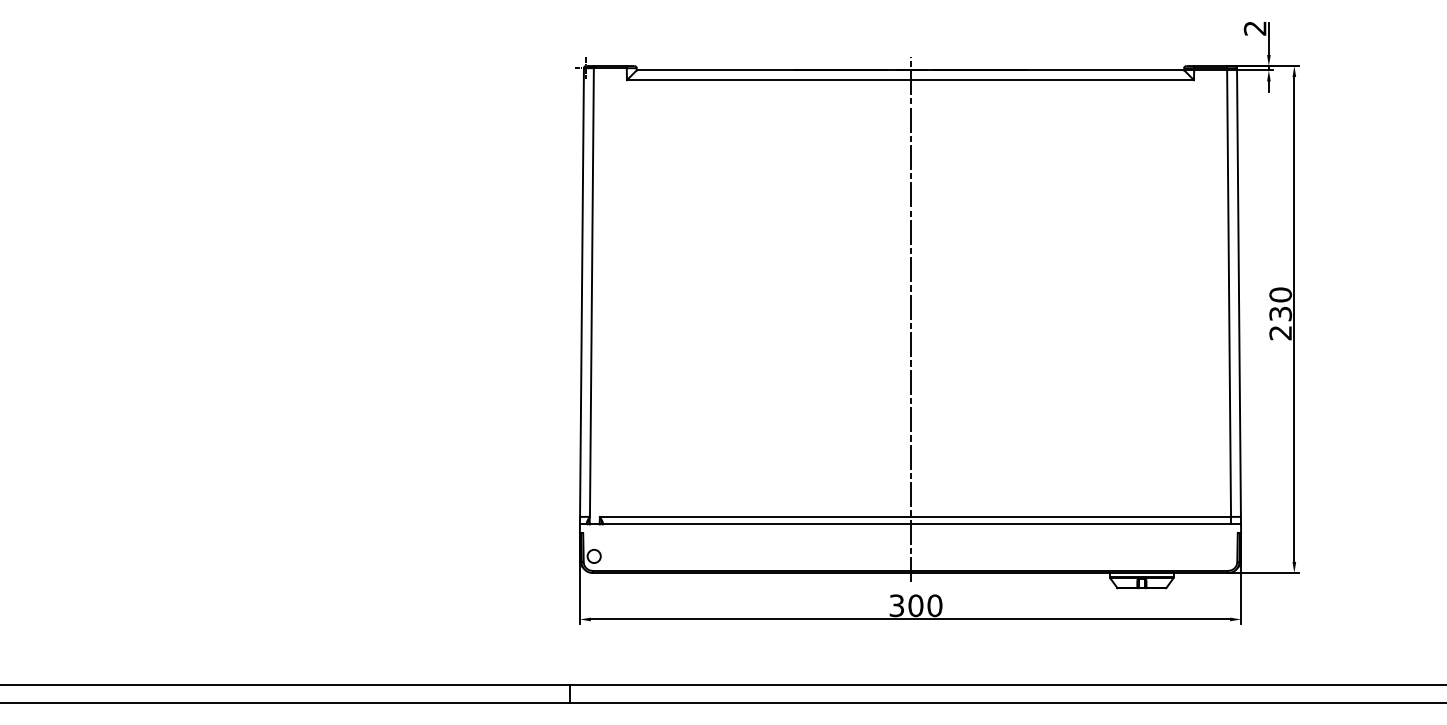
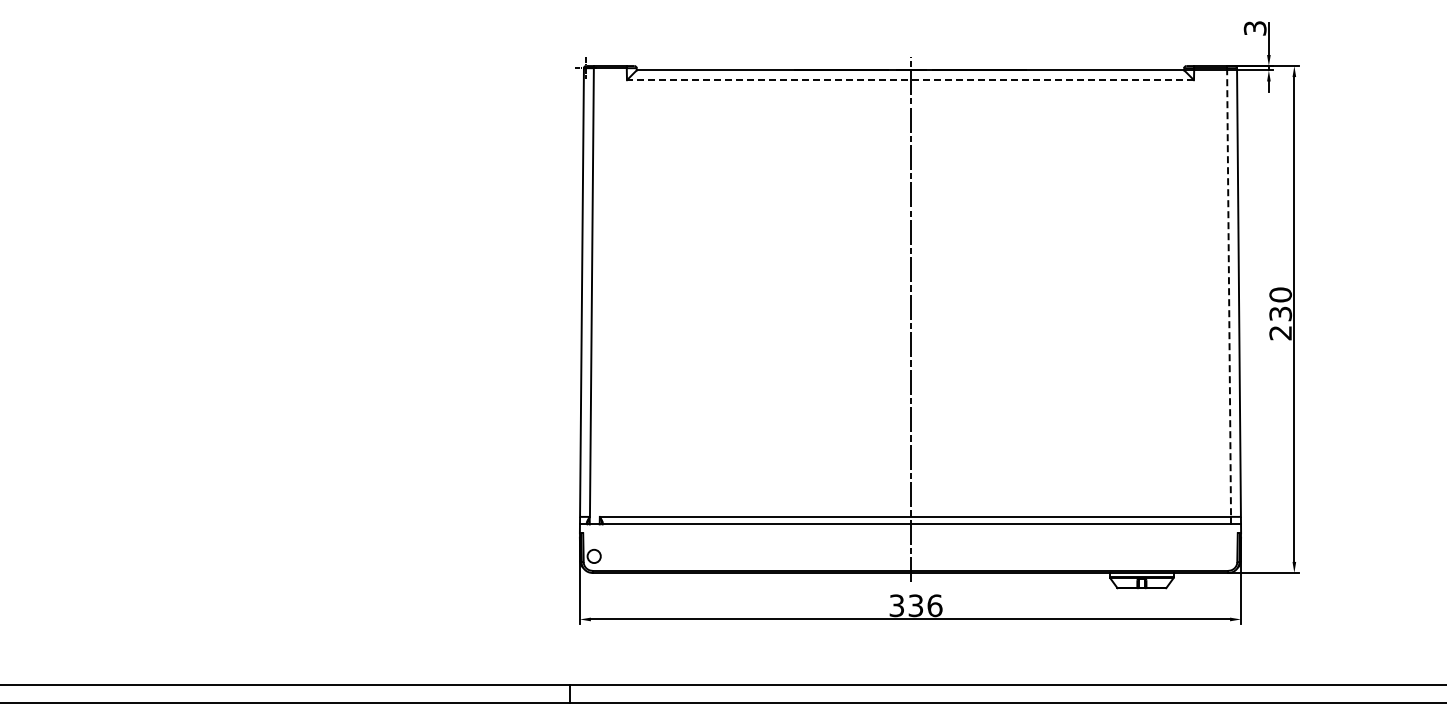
text: 2 -> 3 (1255, 28)
line: solid -> dashed (909, 80)
line: solid -> dashed (1229, 293)
text: 300 -> 336 (925, 605)
